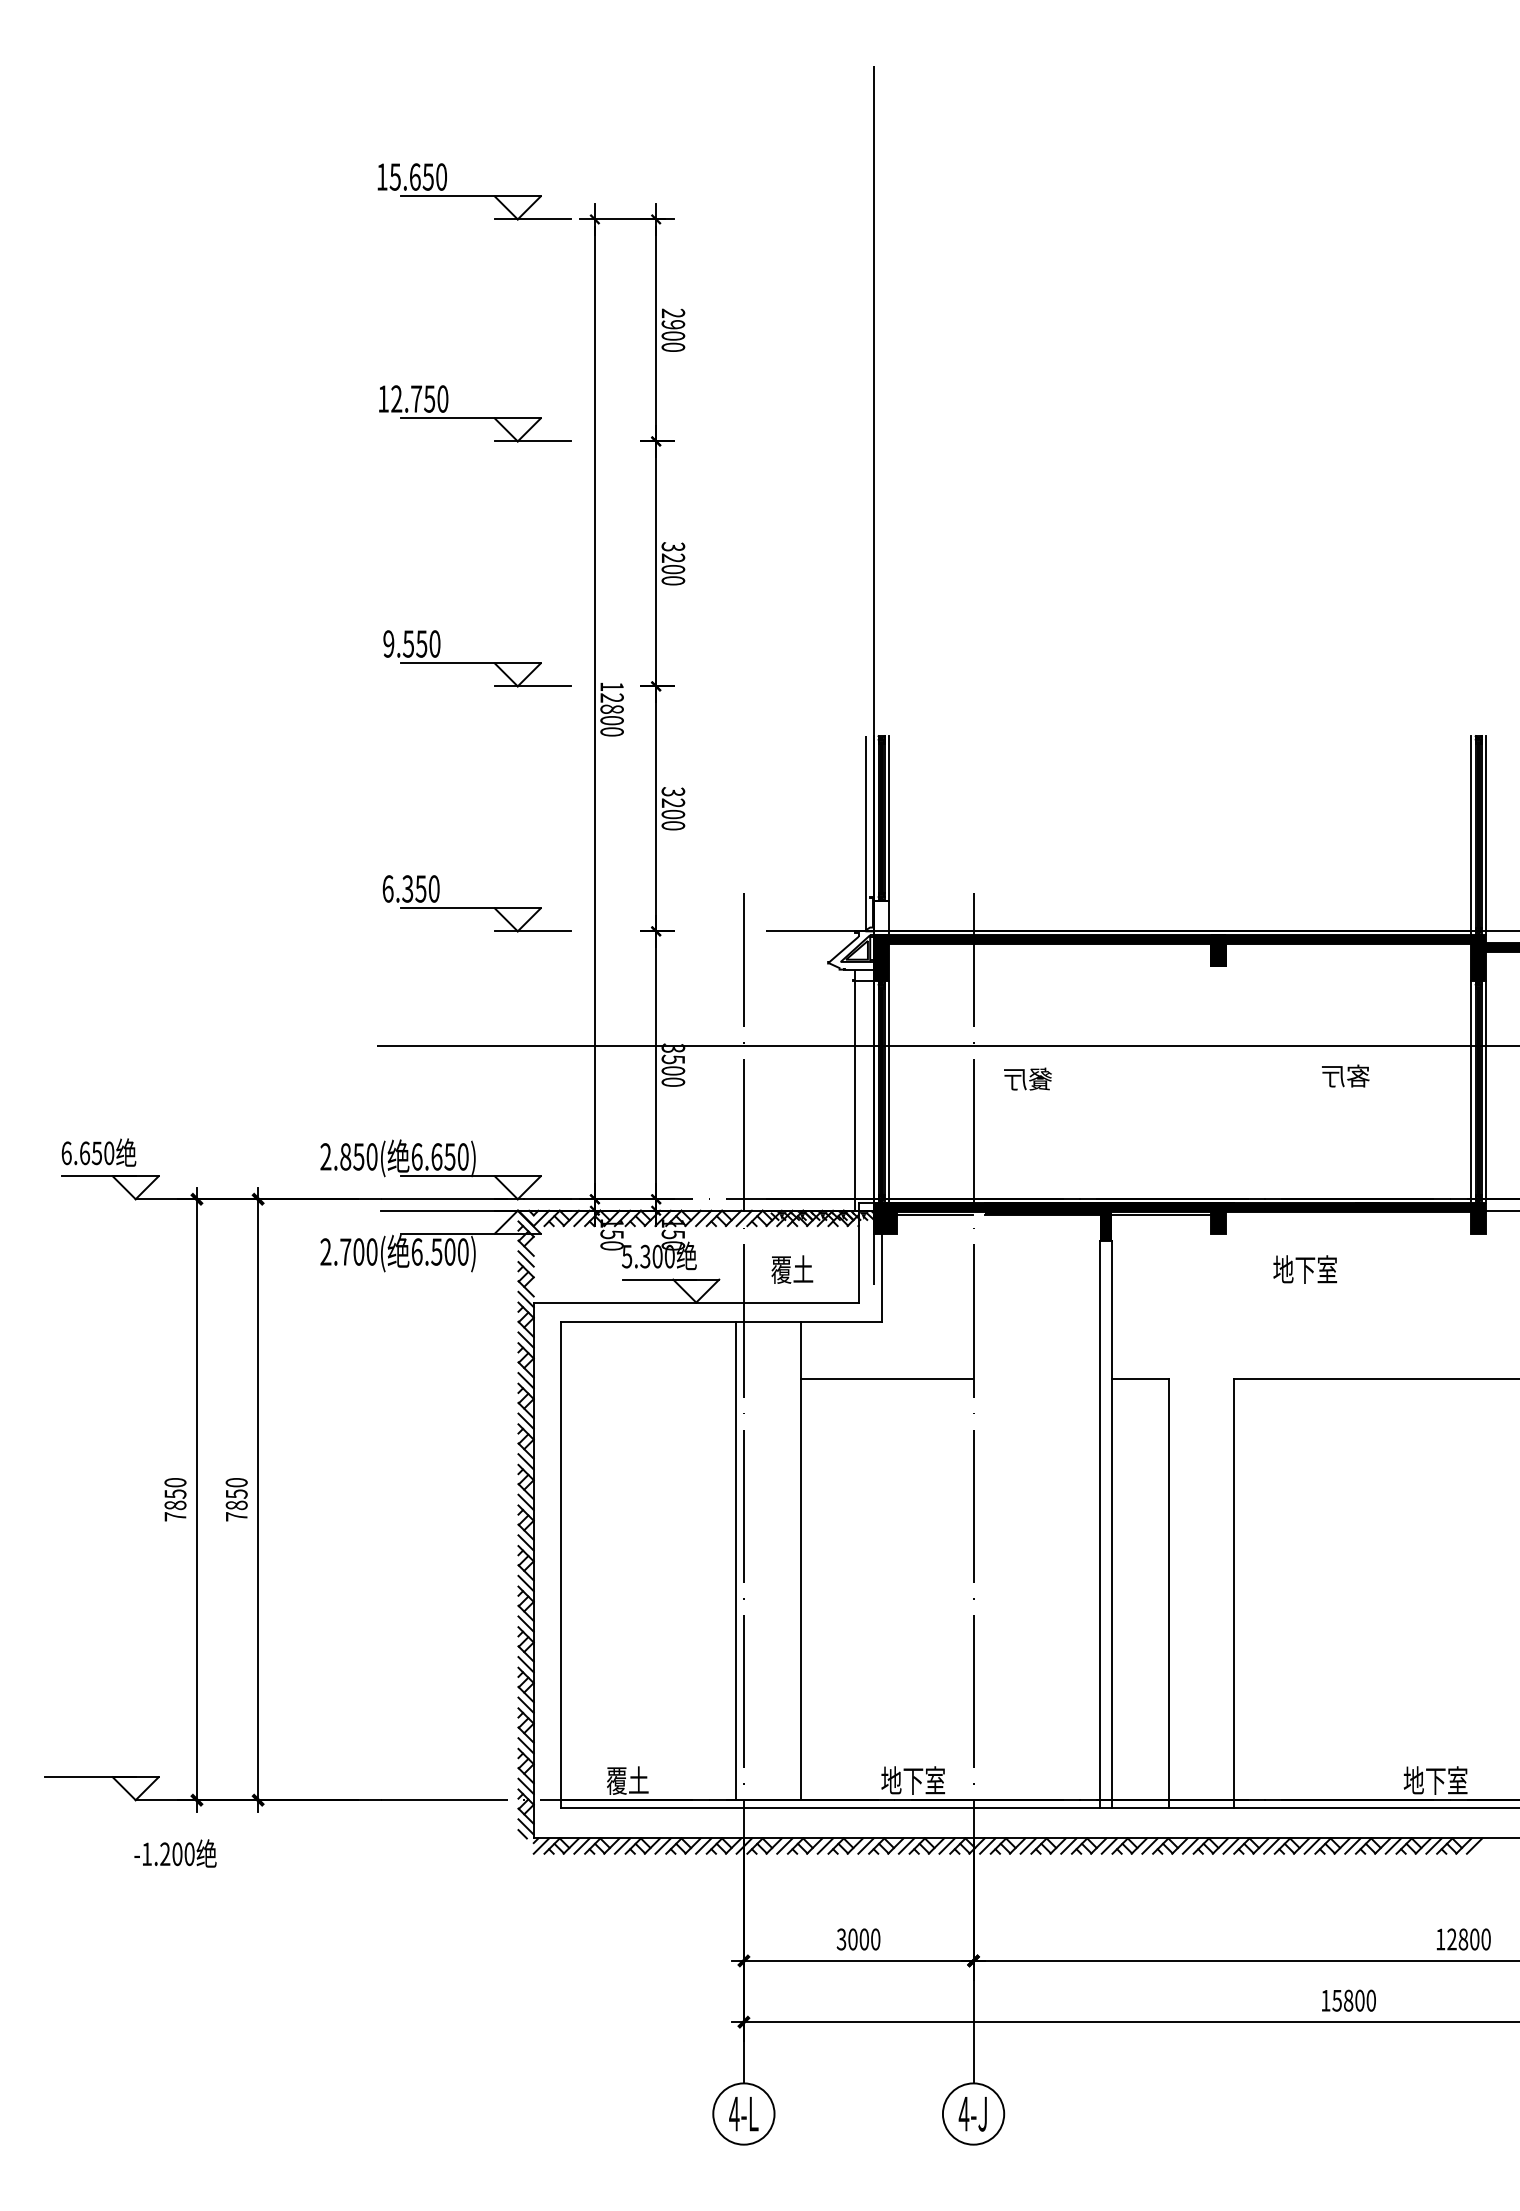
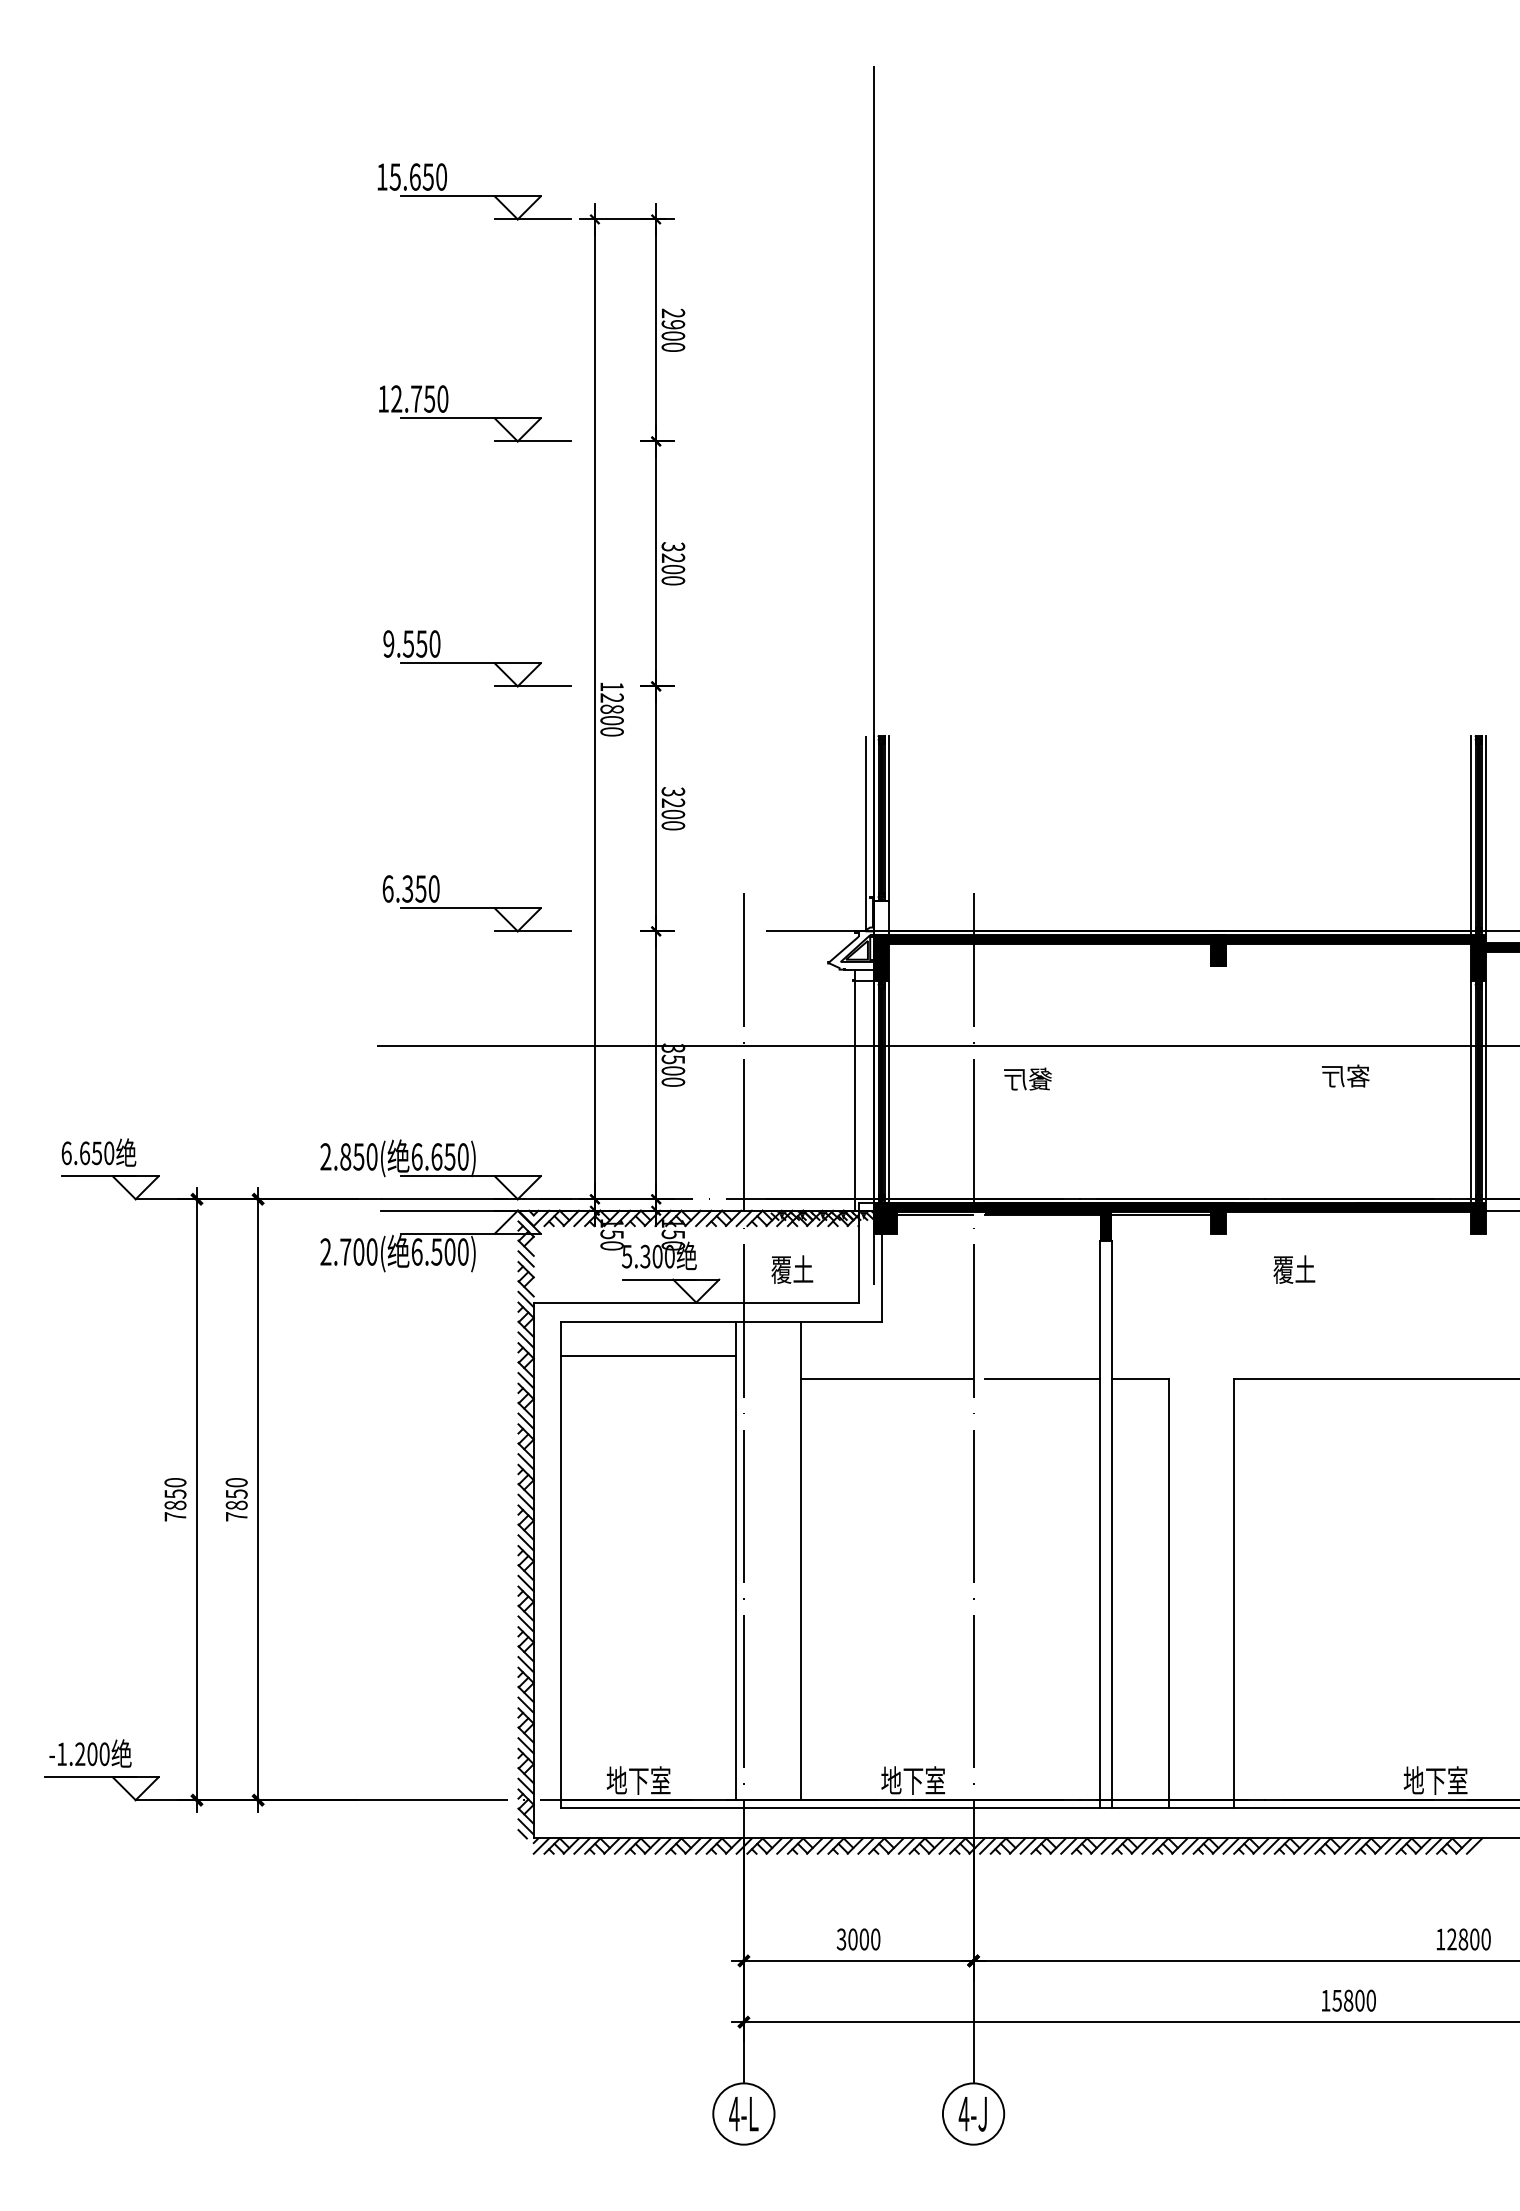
text: 地下室 -> 覆土 (1305, 1269)
line: none -> present (648, 1356)
line: none -> present (1042, 1379)
text: 覆土 -> 地下室 (638, 1780)
text position: (175, 1853) -> (90, 1753) (90, 1753)
